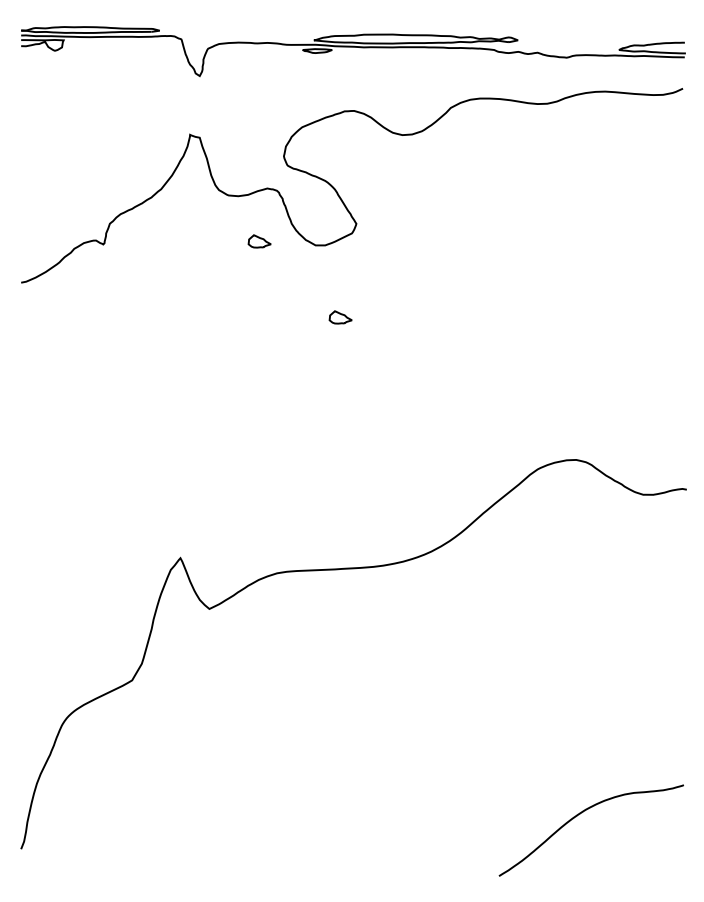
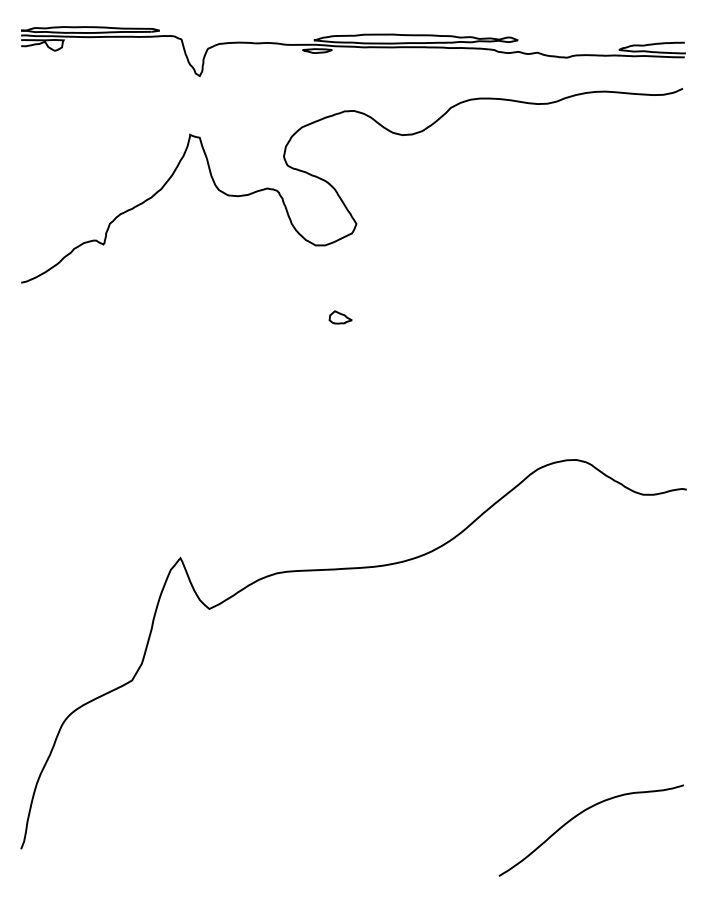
part: present -> none (259, 241)
